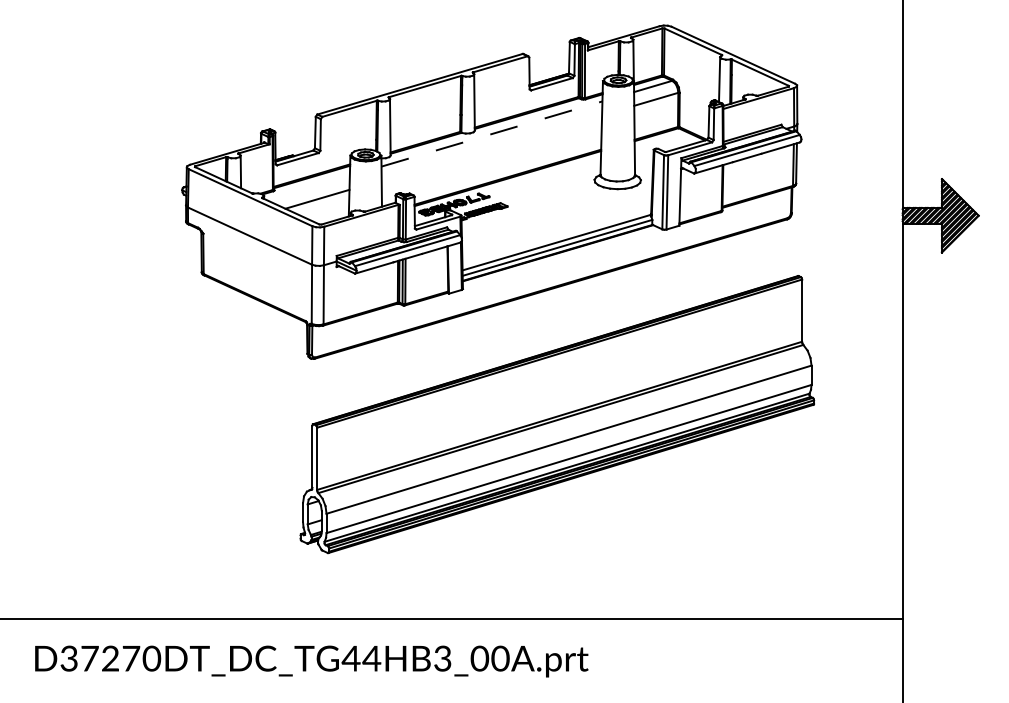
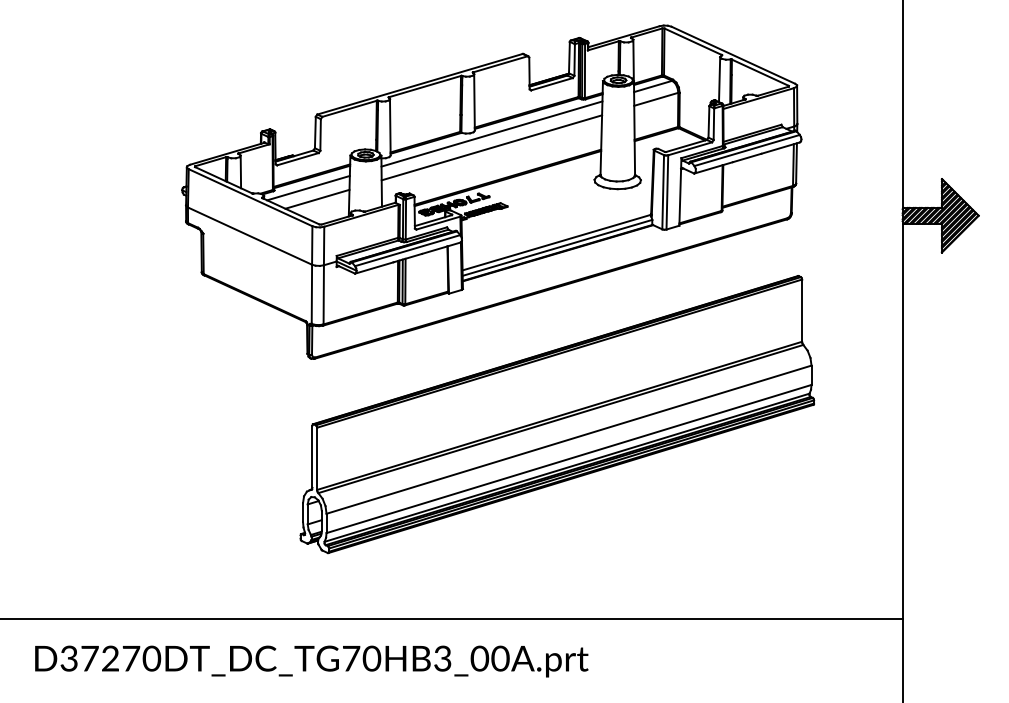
line: dashed -> solid (492, 133)
line: none -> present (491, 147)
line: none -> present (308, 187)
text: D37270DT_DC_TG44HB3_00A.prt -> D37270DT_DC_TG70HB3_00A.prt (361, 658)
